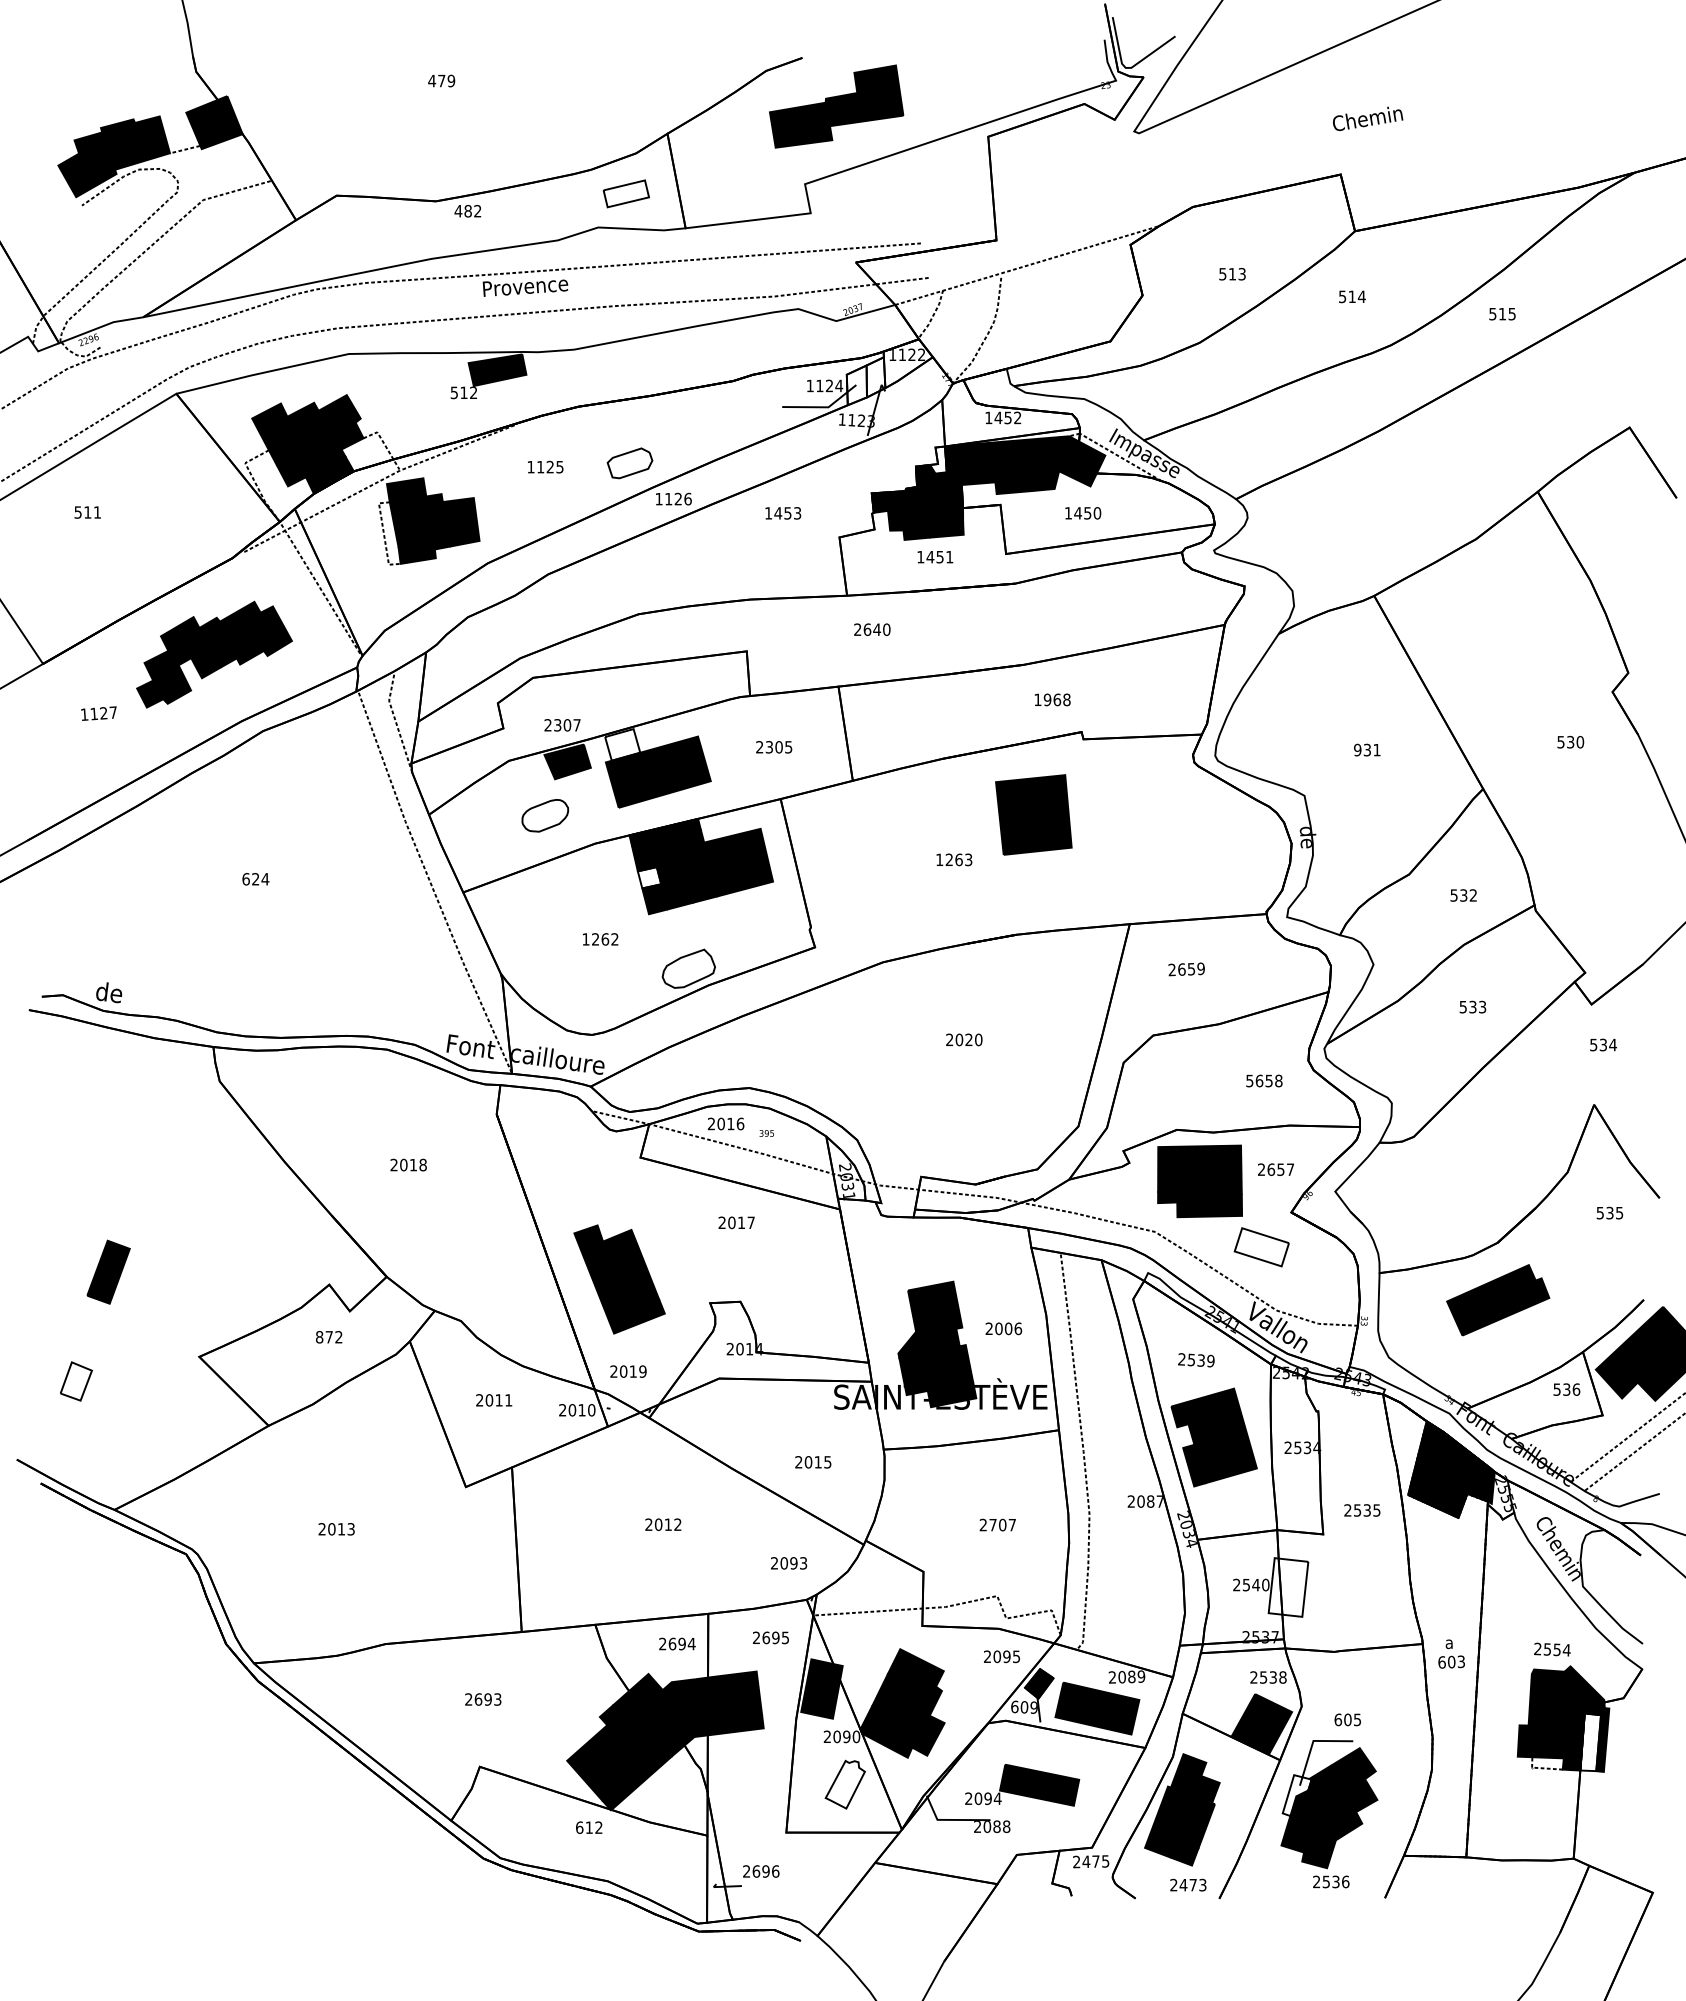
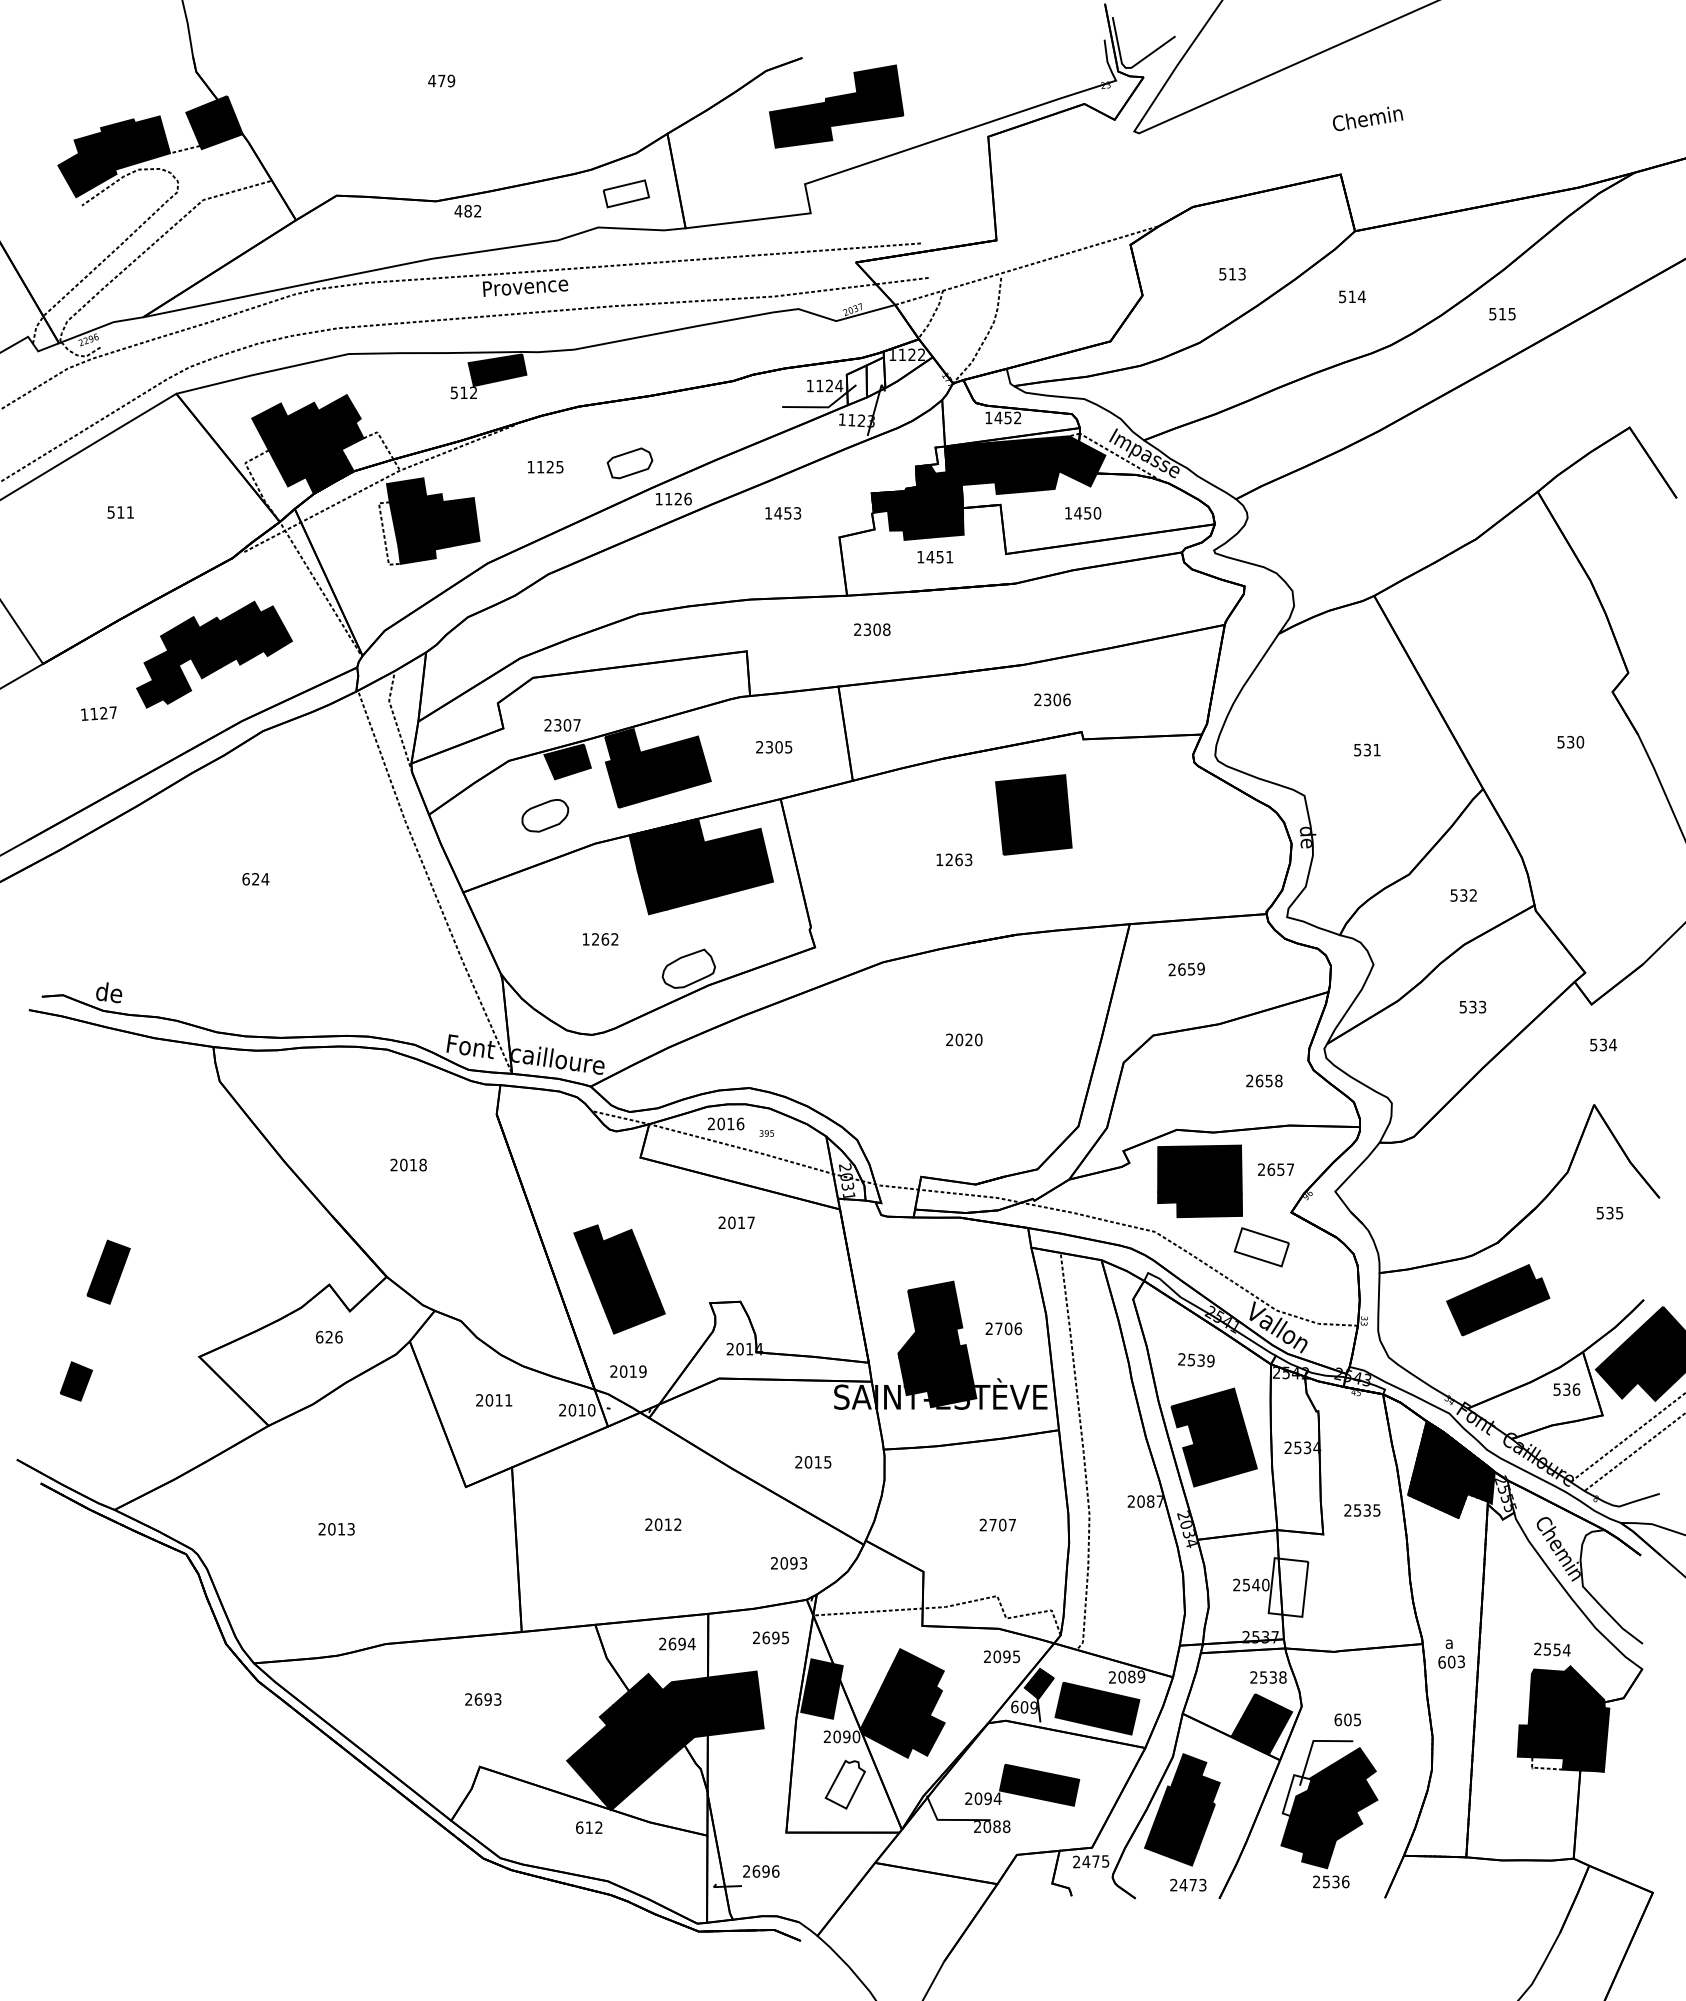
text position: (87, 512) -> (120, 512) (120, 512)
text: 2640 -> 2308 (876, 629)
text: 1968 -> 2306 (1052, 699)
fill: none -> present (622, 744)
text: 931 -> 531 (1357, 749)
fill: none -> present (649, 877)
text: 5658 -> 2658 (1249, 1080)
text: 2006 -> 2706 (998, 1328)
text: 872 -> 626 (329, 1337)
fill: none -> present (75, 1381)
fill: none -> present (1590, 1742)
